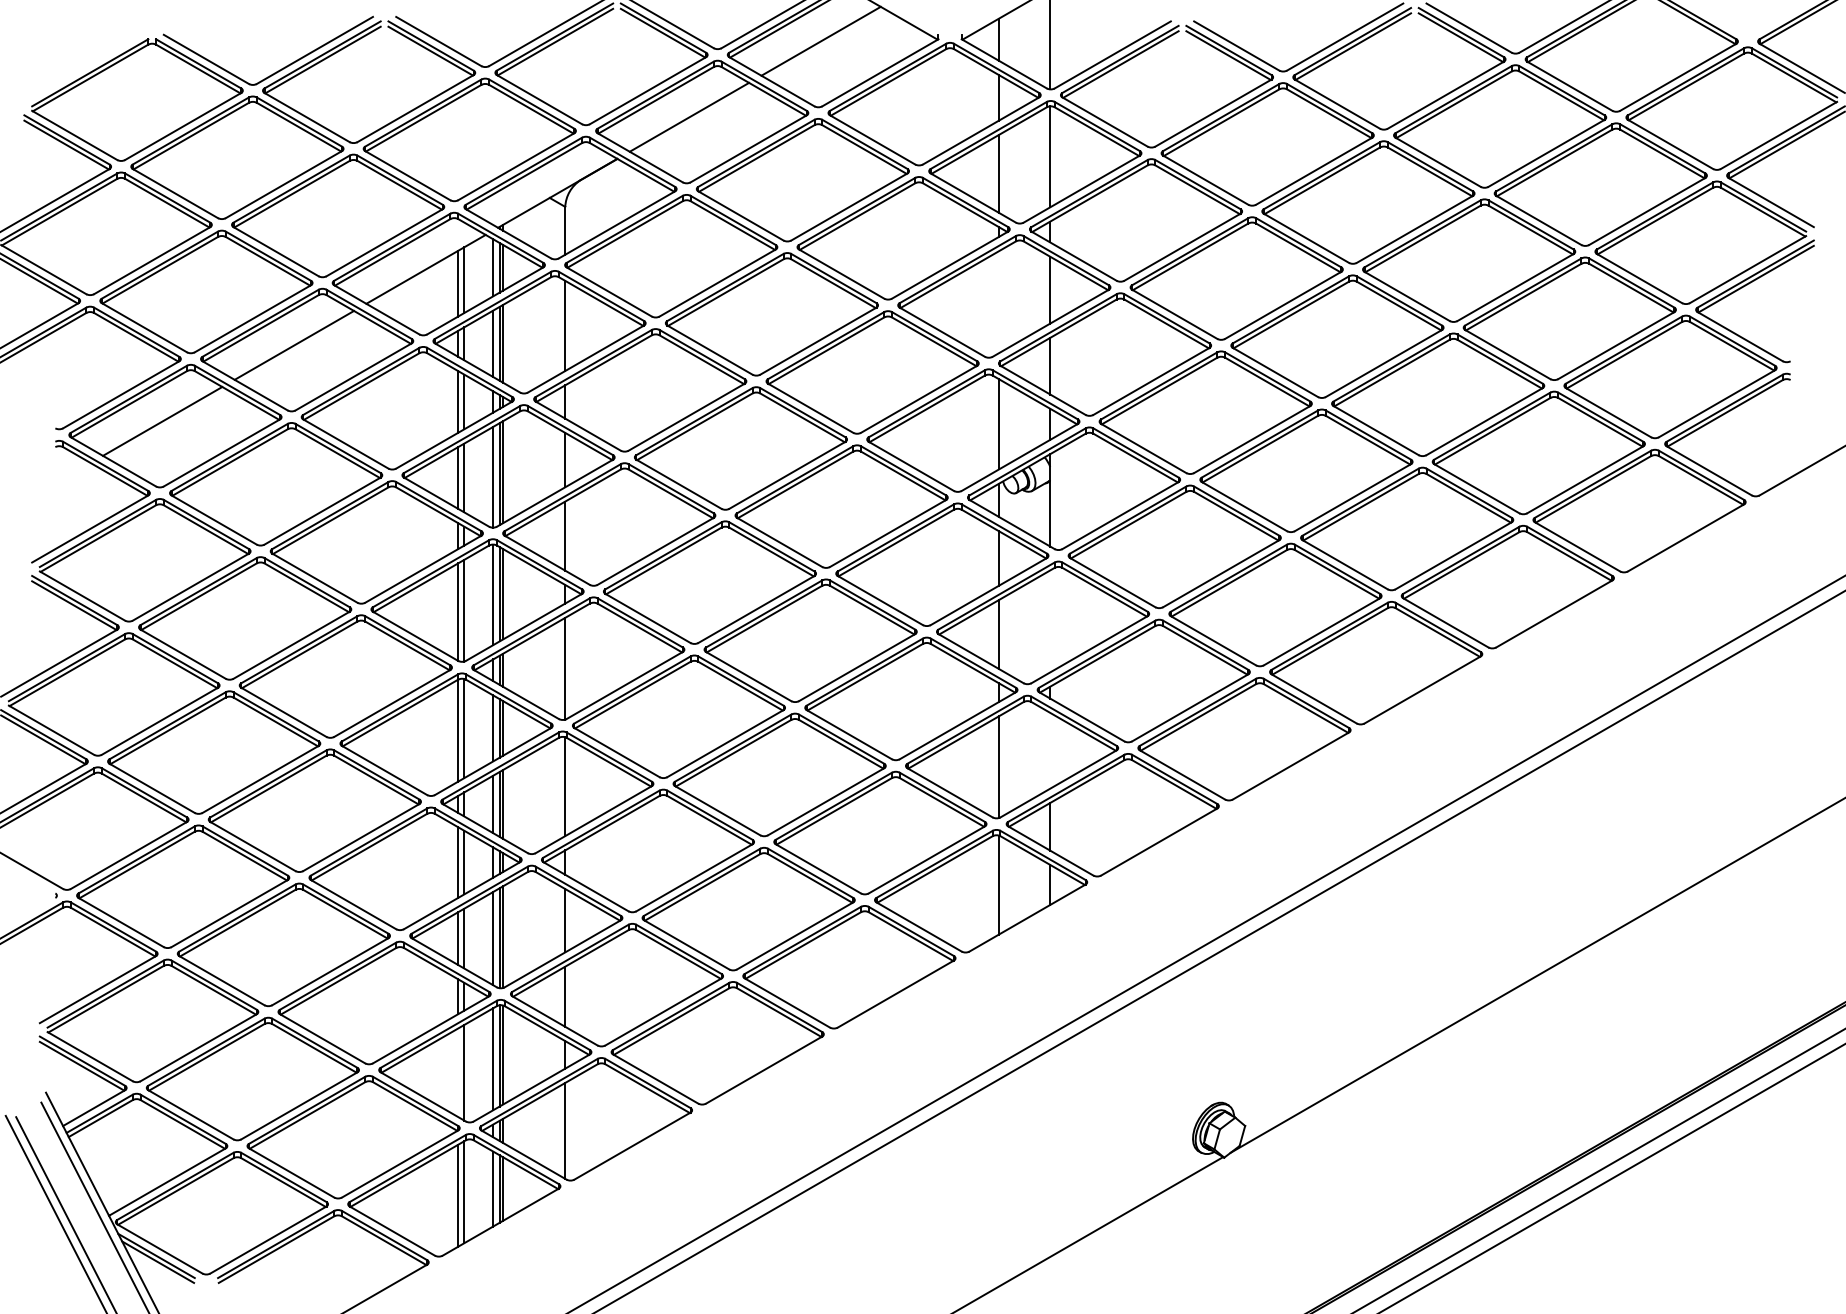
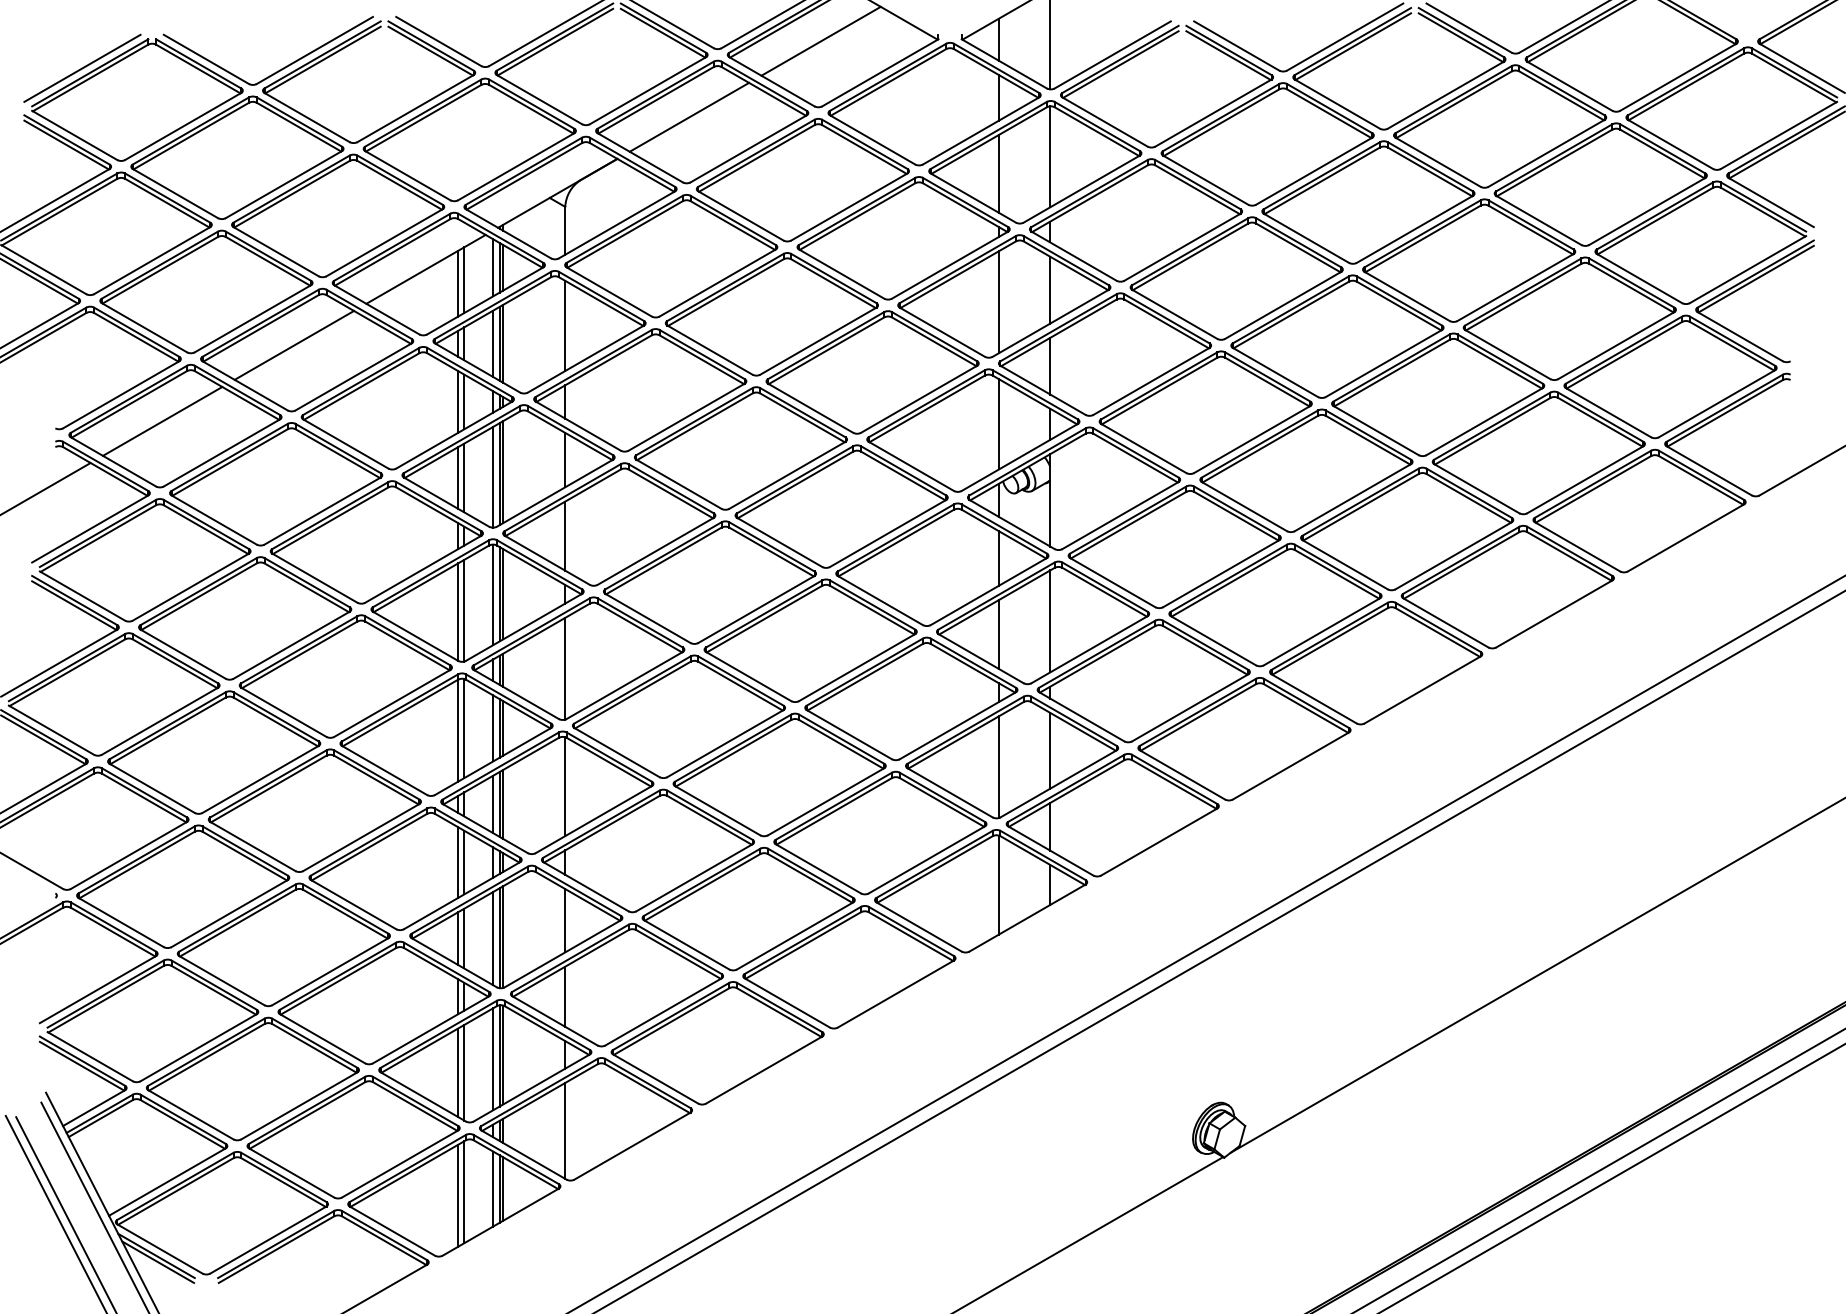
line: none -> present (82, 67)
line: none -> present (999, 302)
line: none -> present (46, 488)
line: none -> present (1050, 621)
line: none -> present (1050, 750)
line: none -> present (458, 1072)
